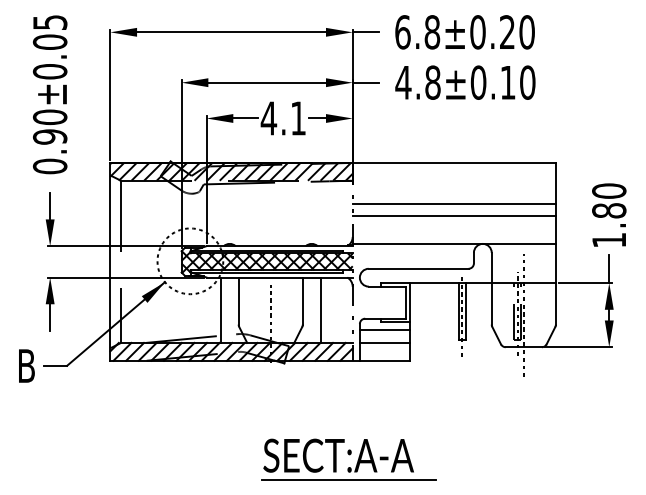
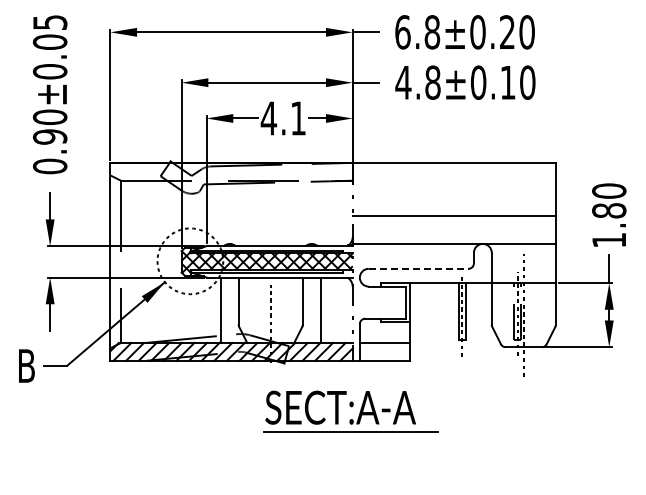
hatch: present -> none (231, 171)
line: present -> none (453, 204)
line: solid -> dashed (418, 268)
line: present -> none (384, 330)
part position: (348, 459) -> (350, 411) (350, 411)
